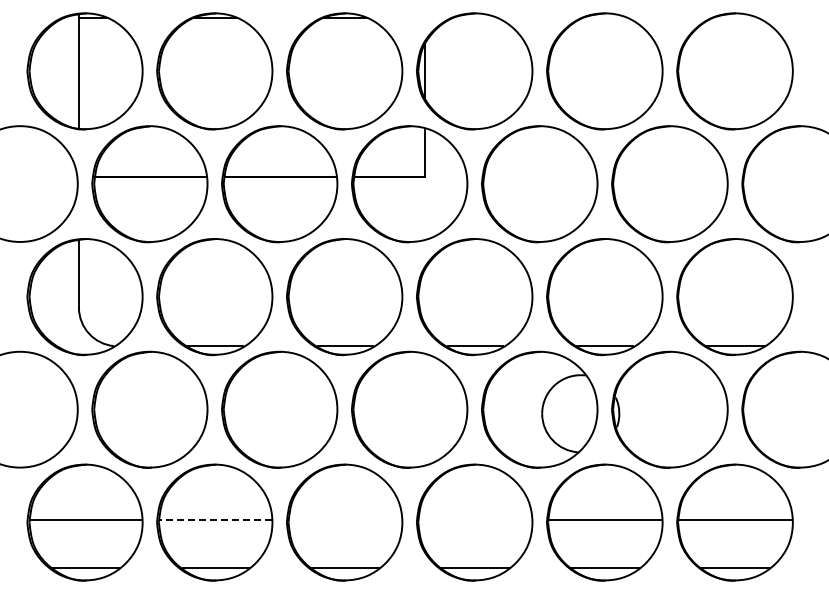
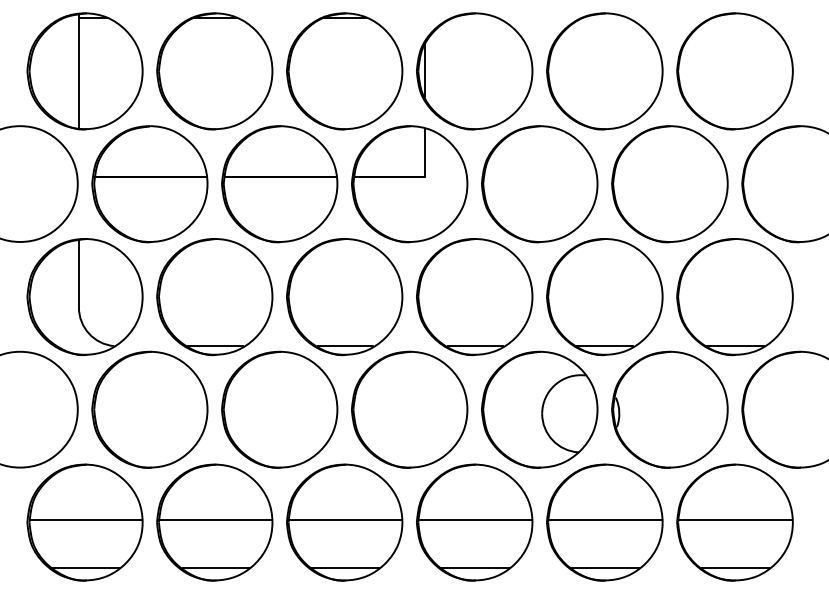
line: dashed -> solid (215, 519)
line: none -> present (345, 519)
line: none -> present (474, 519)
